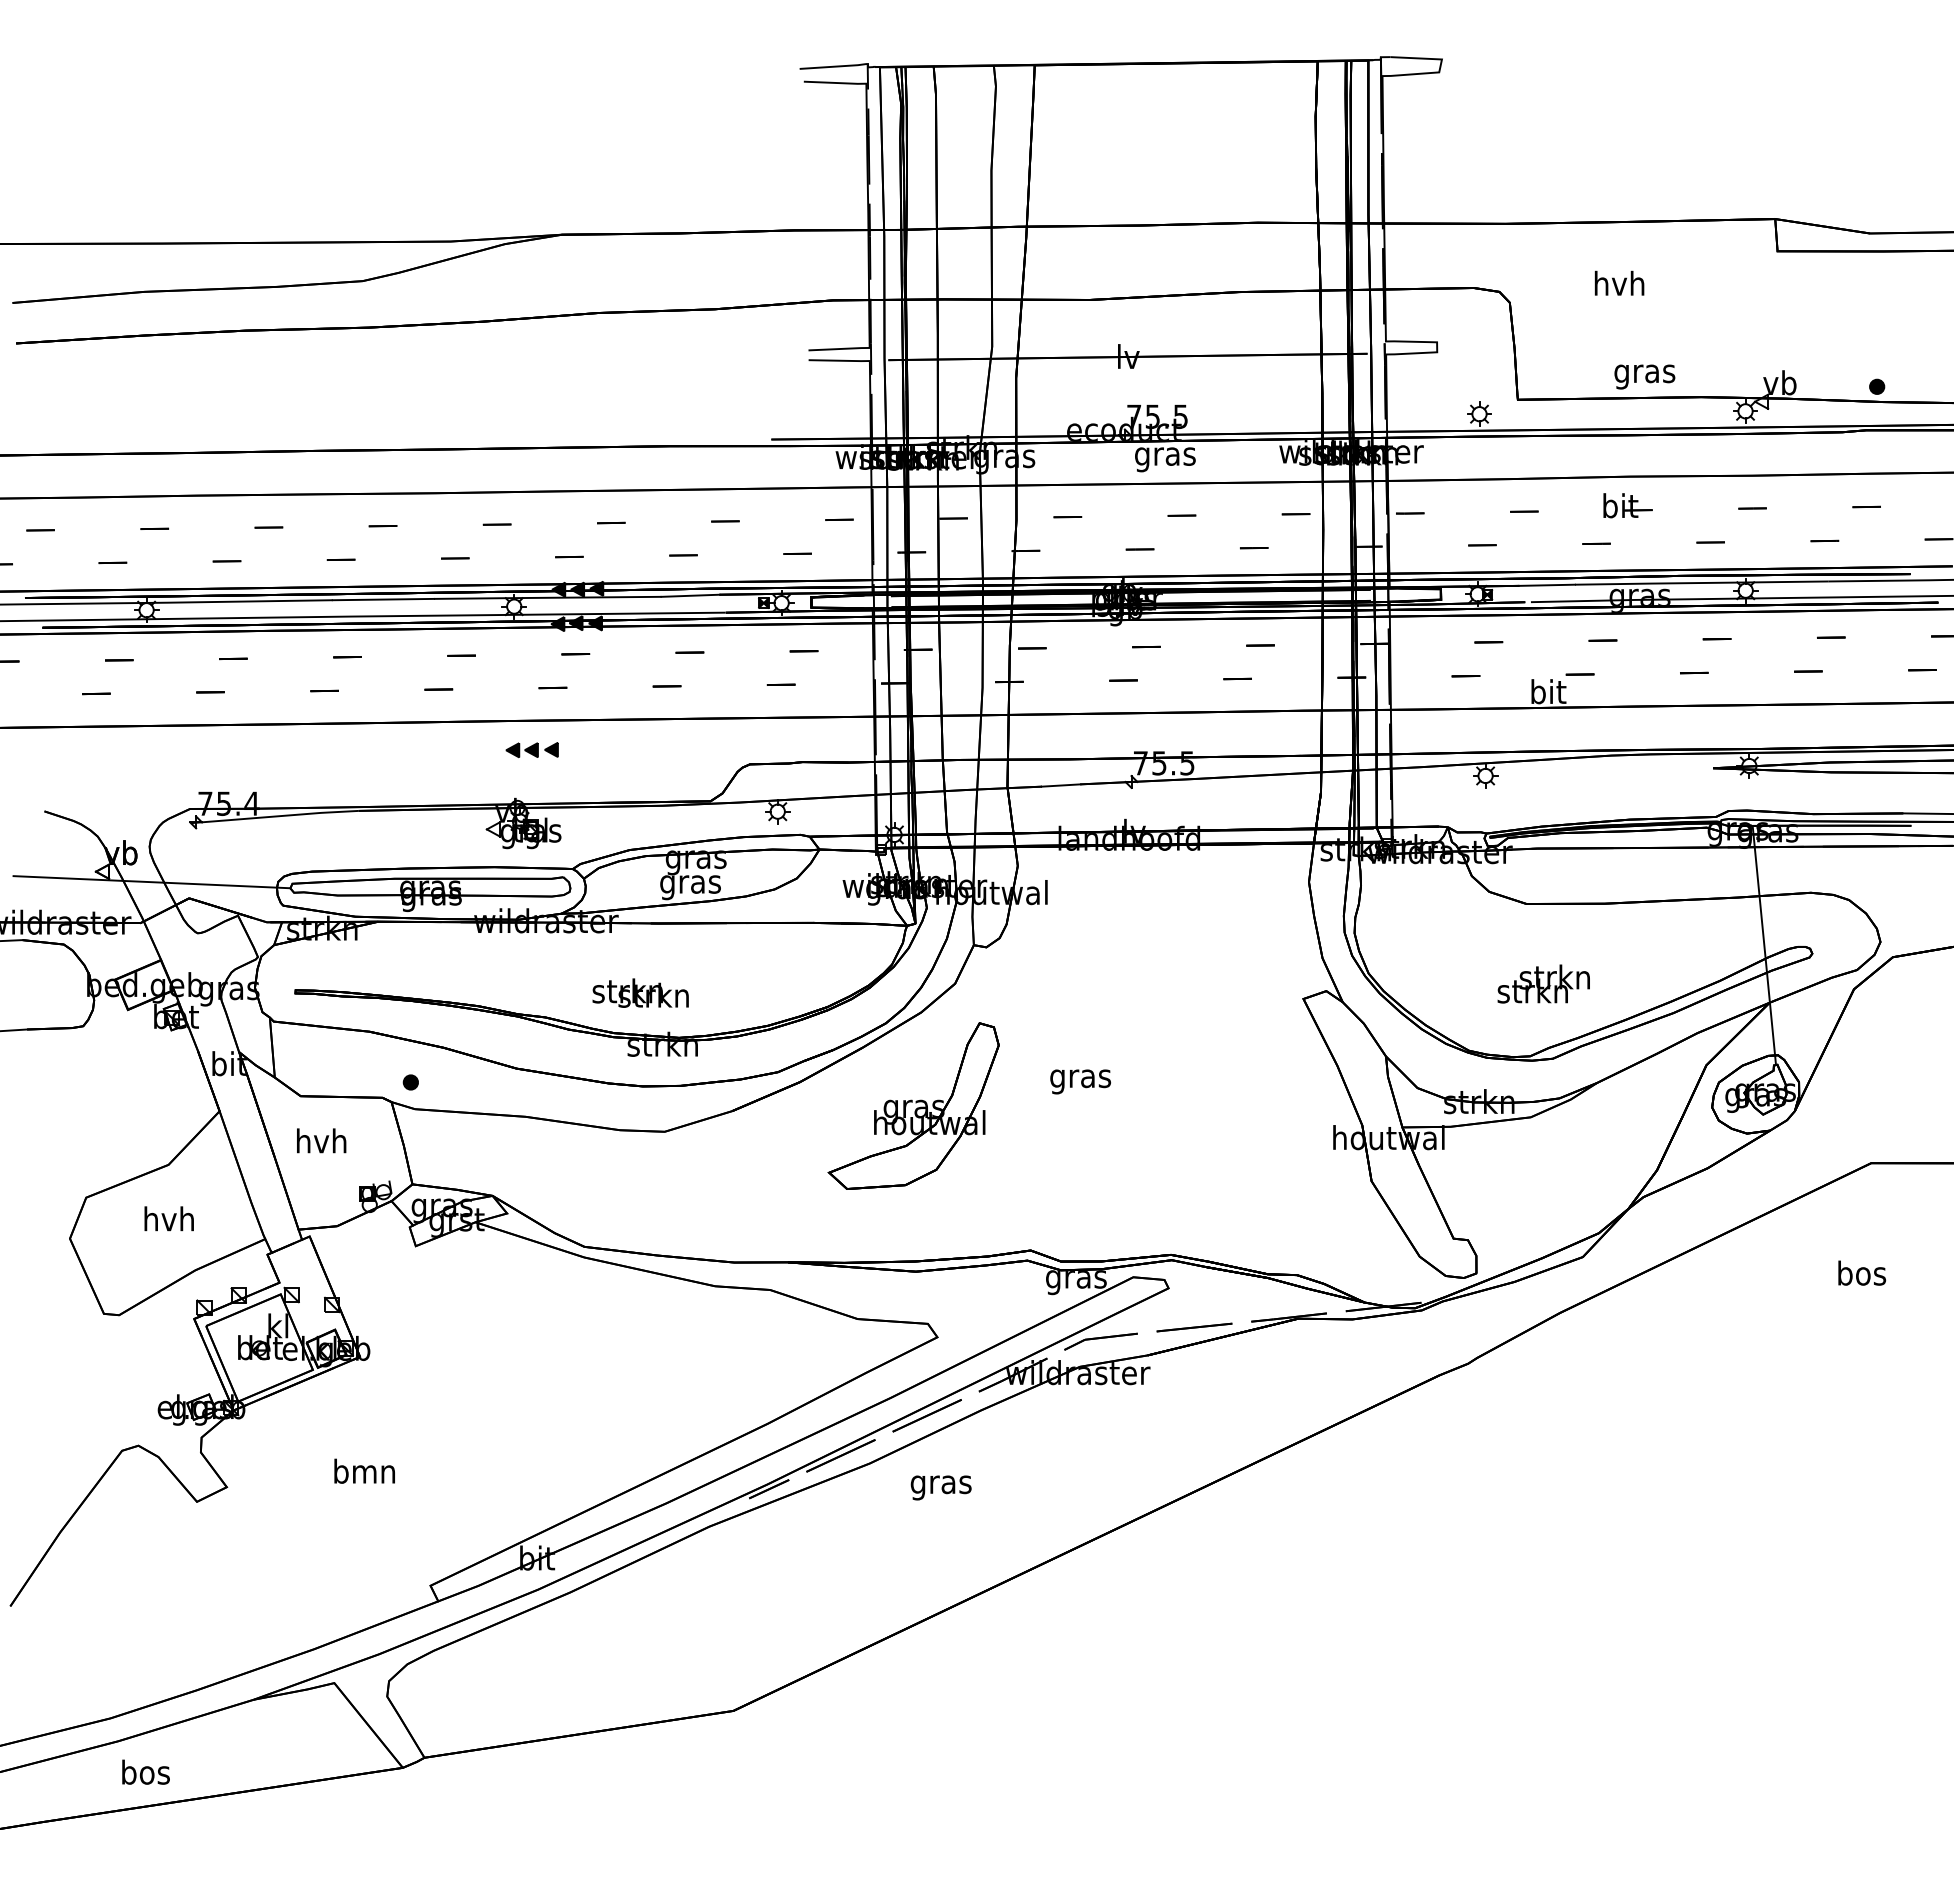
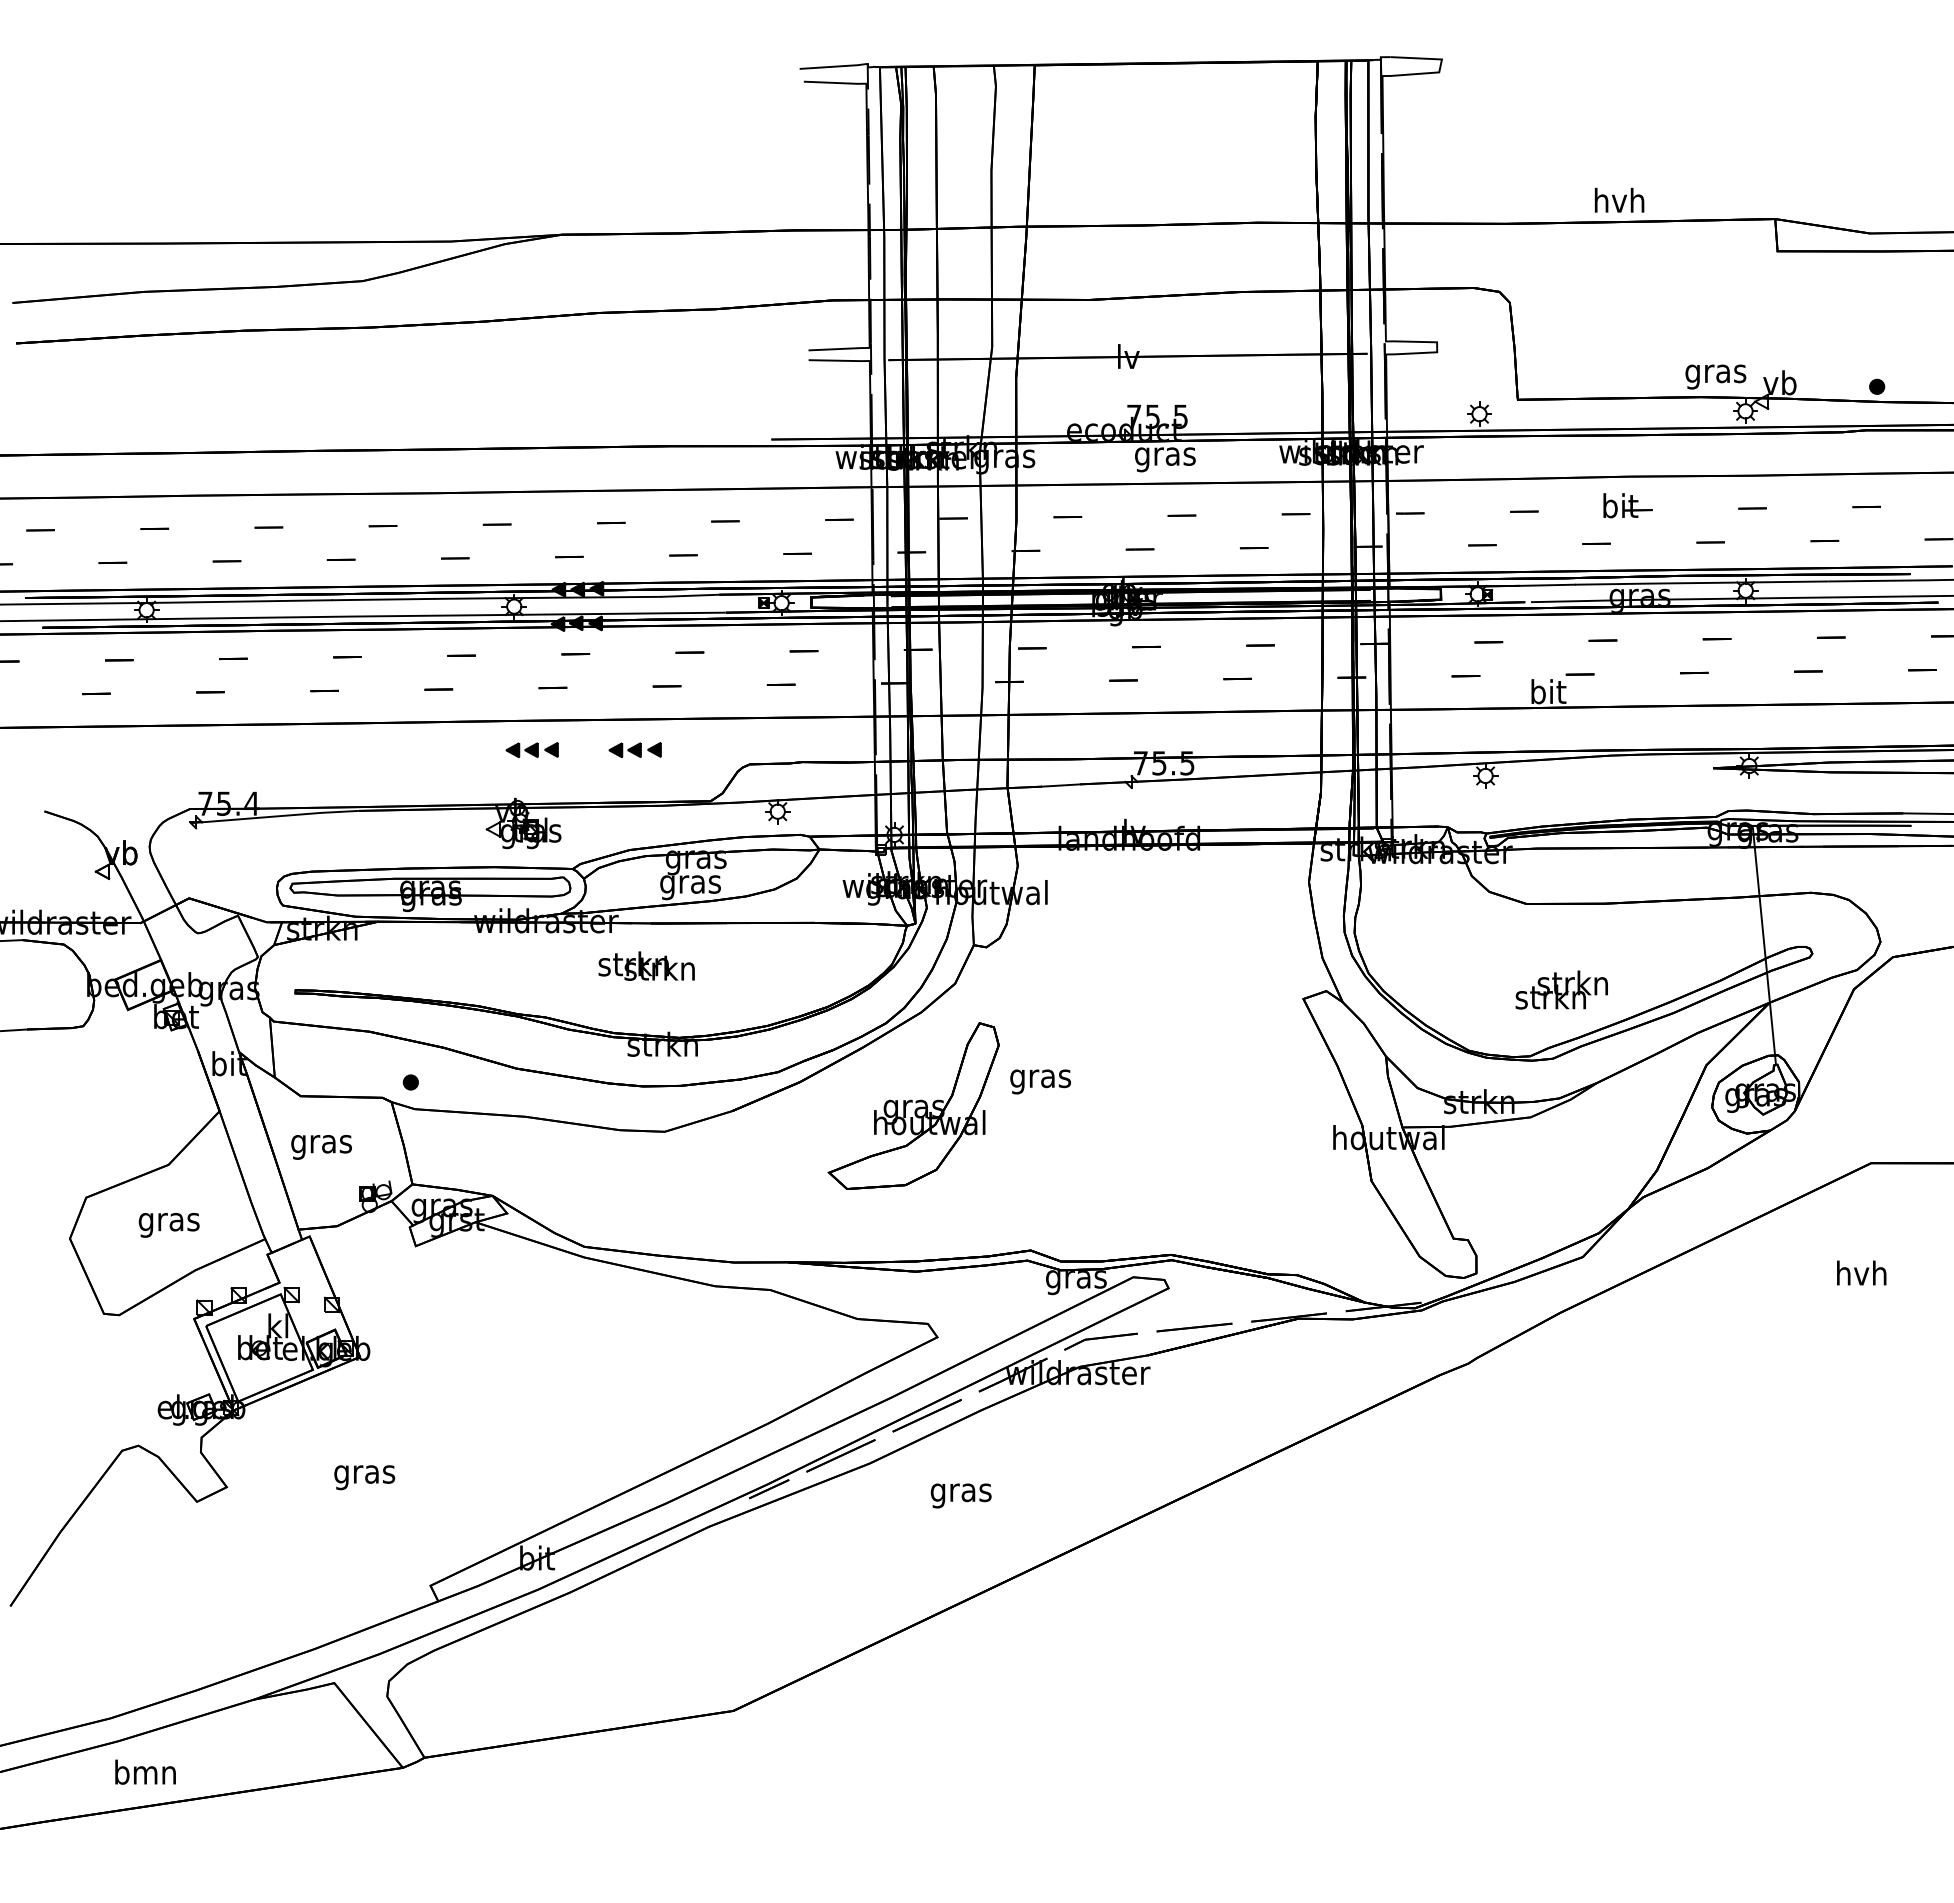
text position: (1619, 282) -> (1619, 199) (1619, 199)
text position: (1644, 376) -> (1715, 376) (1715, 376)
part: none -> present (634, 750)
line: present -> none (151, 882)
text position: (1543, 983) -> (1561, 989) (1561, 989)
text position: (640, 992) -> (646, 965) (646, 965)
text position: (1080, 1081) -> (1040, 1081) (1040, 1081)
text: hvh -> gras (321, 1143)
text: hvh -> gras (168, 1221)
text: bos -> hvh (1861, 1272)
text: bmn -> gras (364, 1474)
text position: (940, 1487) -> (960, 1495) (960, 1495)
text: bos -> bmn (145, 1771)
